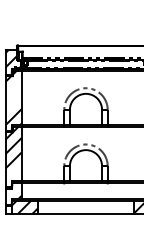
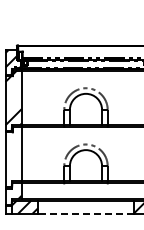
hatch: present -> none (13, 147)
line: solid -> dashed (85, 213)
